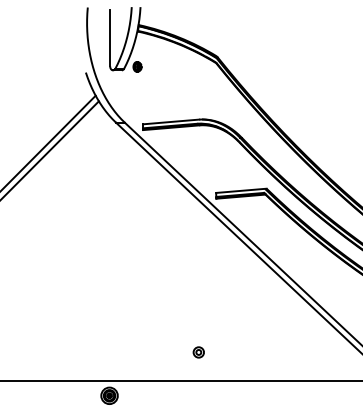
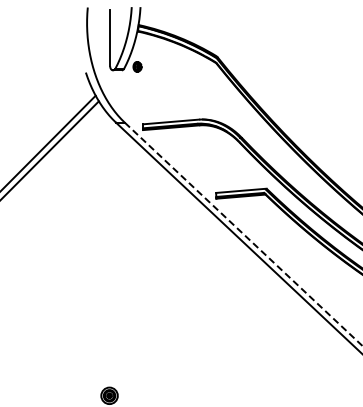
line: solid -> dashed (244, 234)
part: present -> none (198, 352)
line: present -> none (180, 380)
